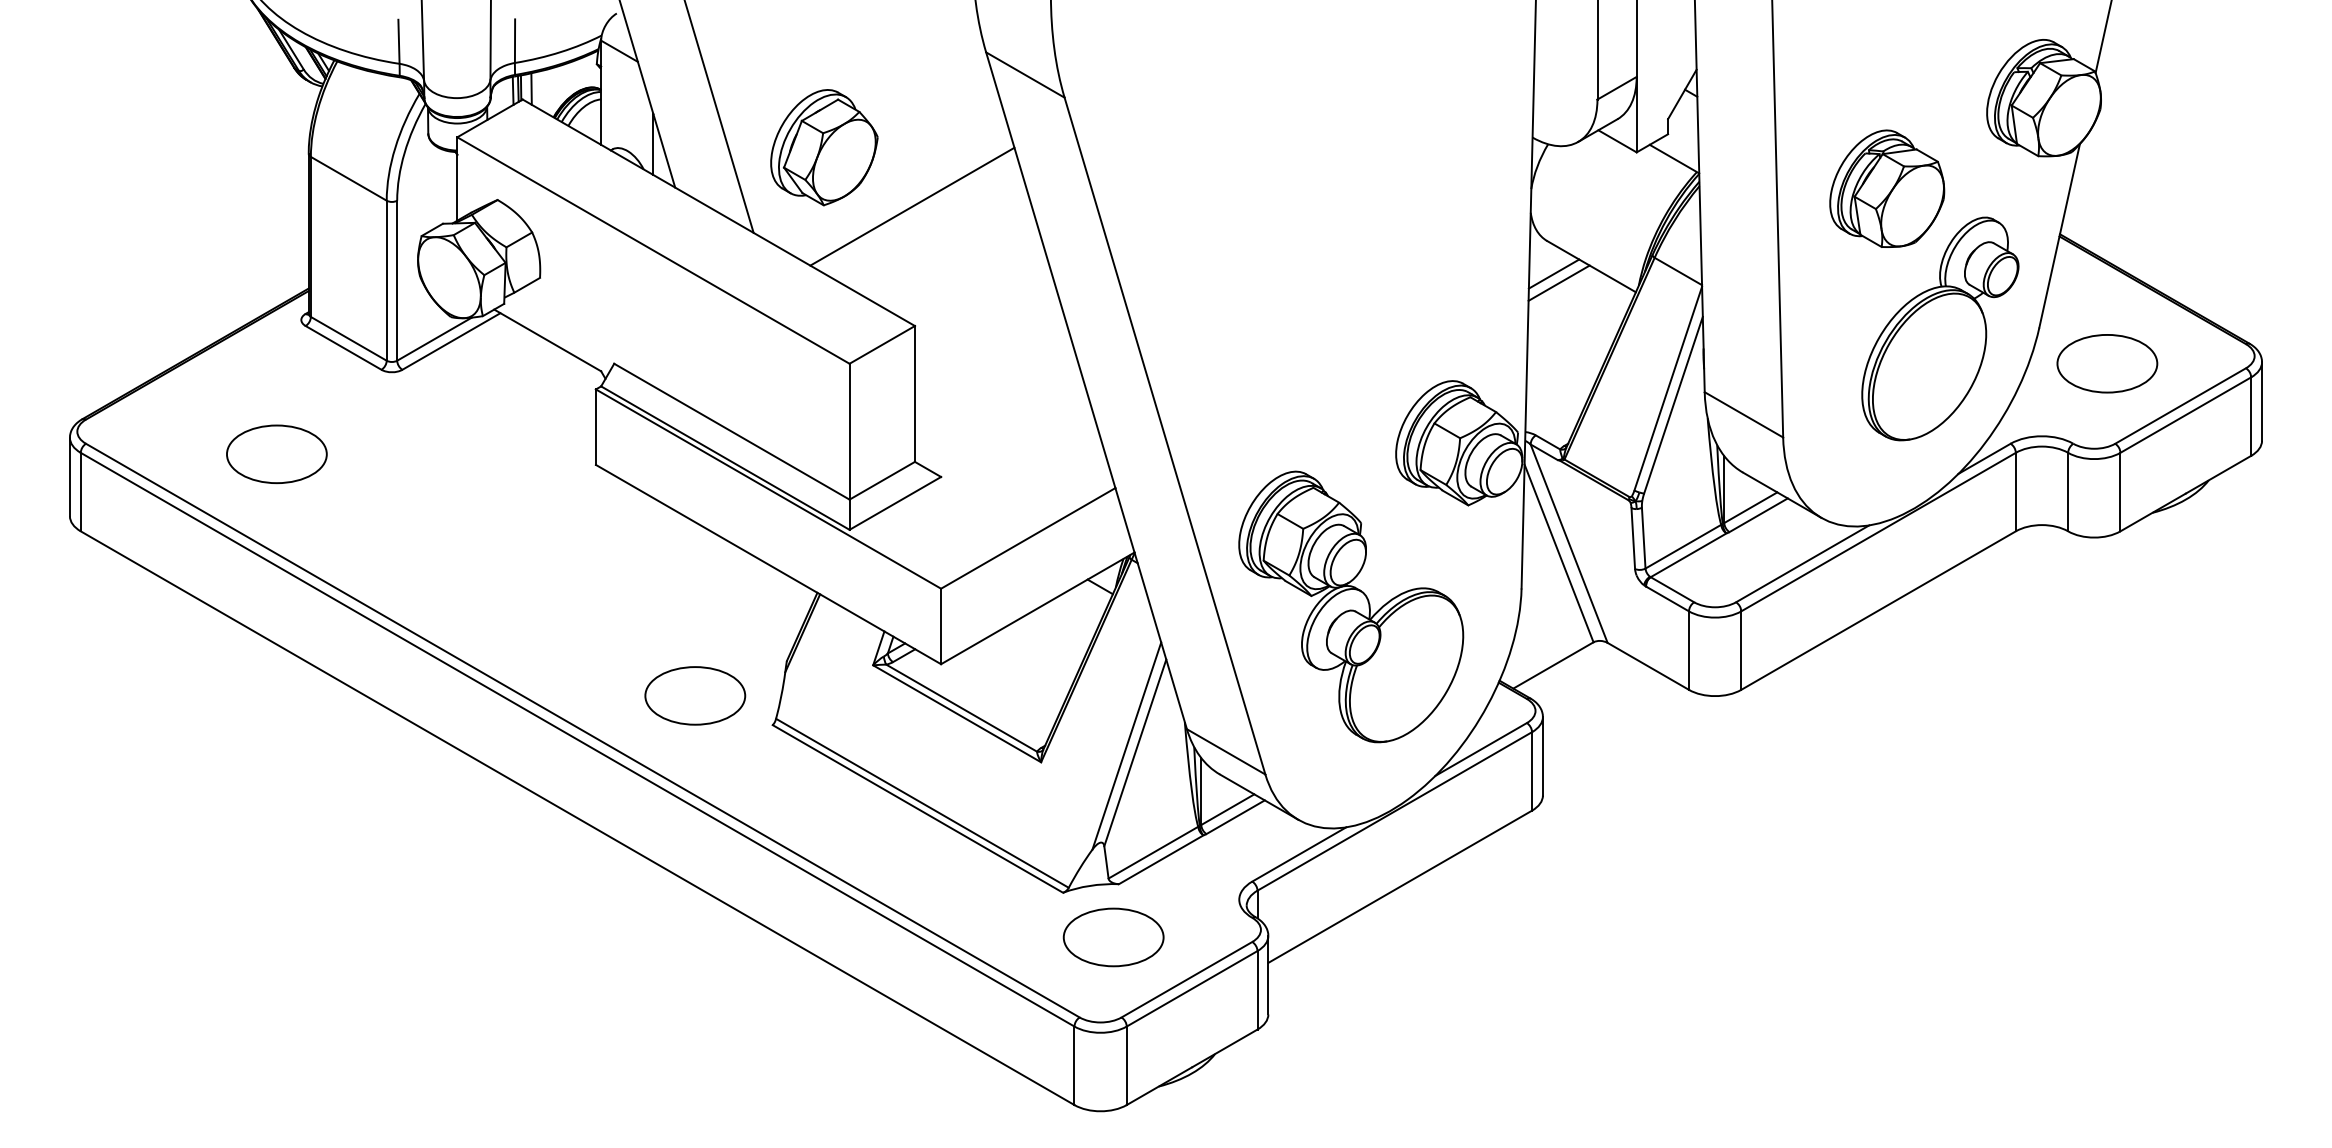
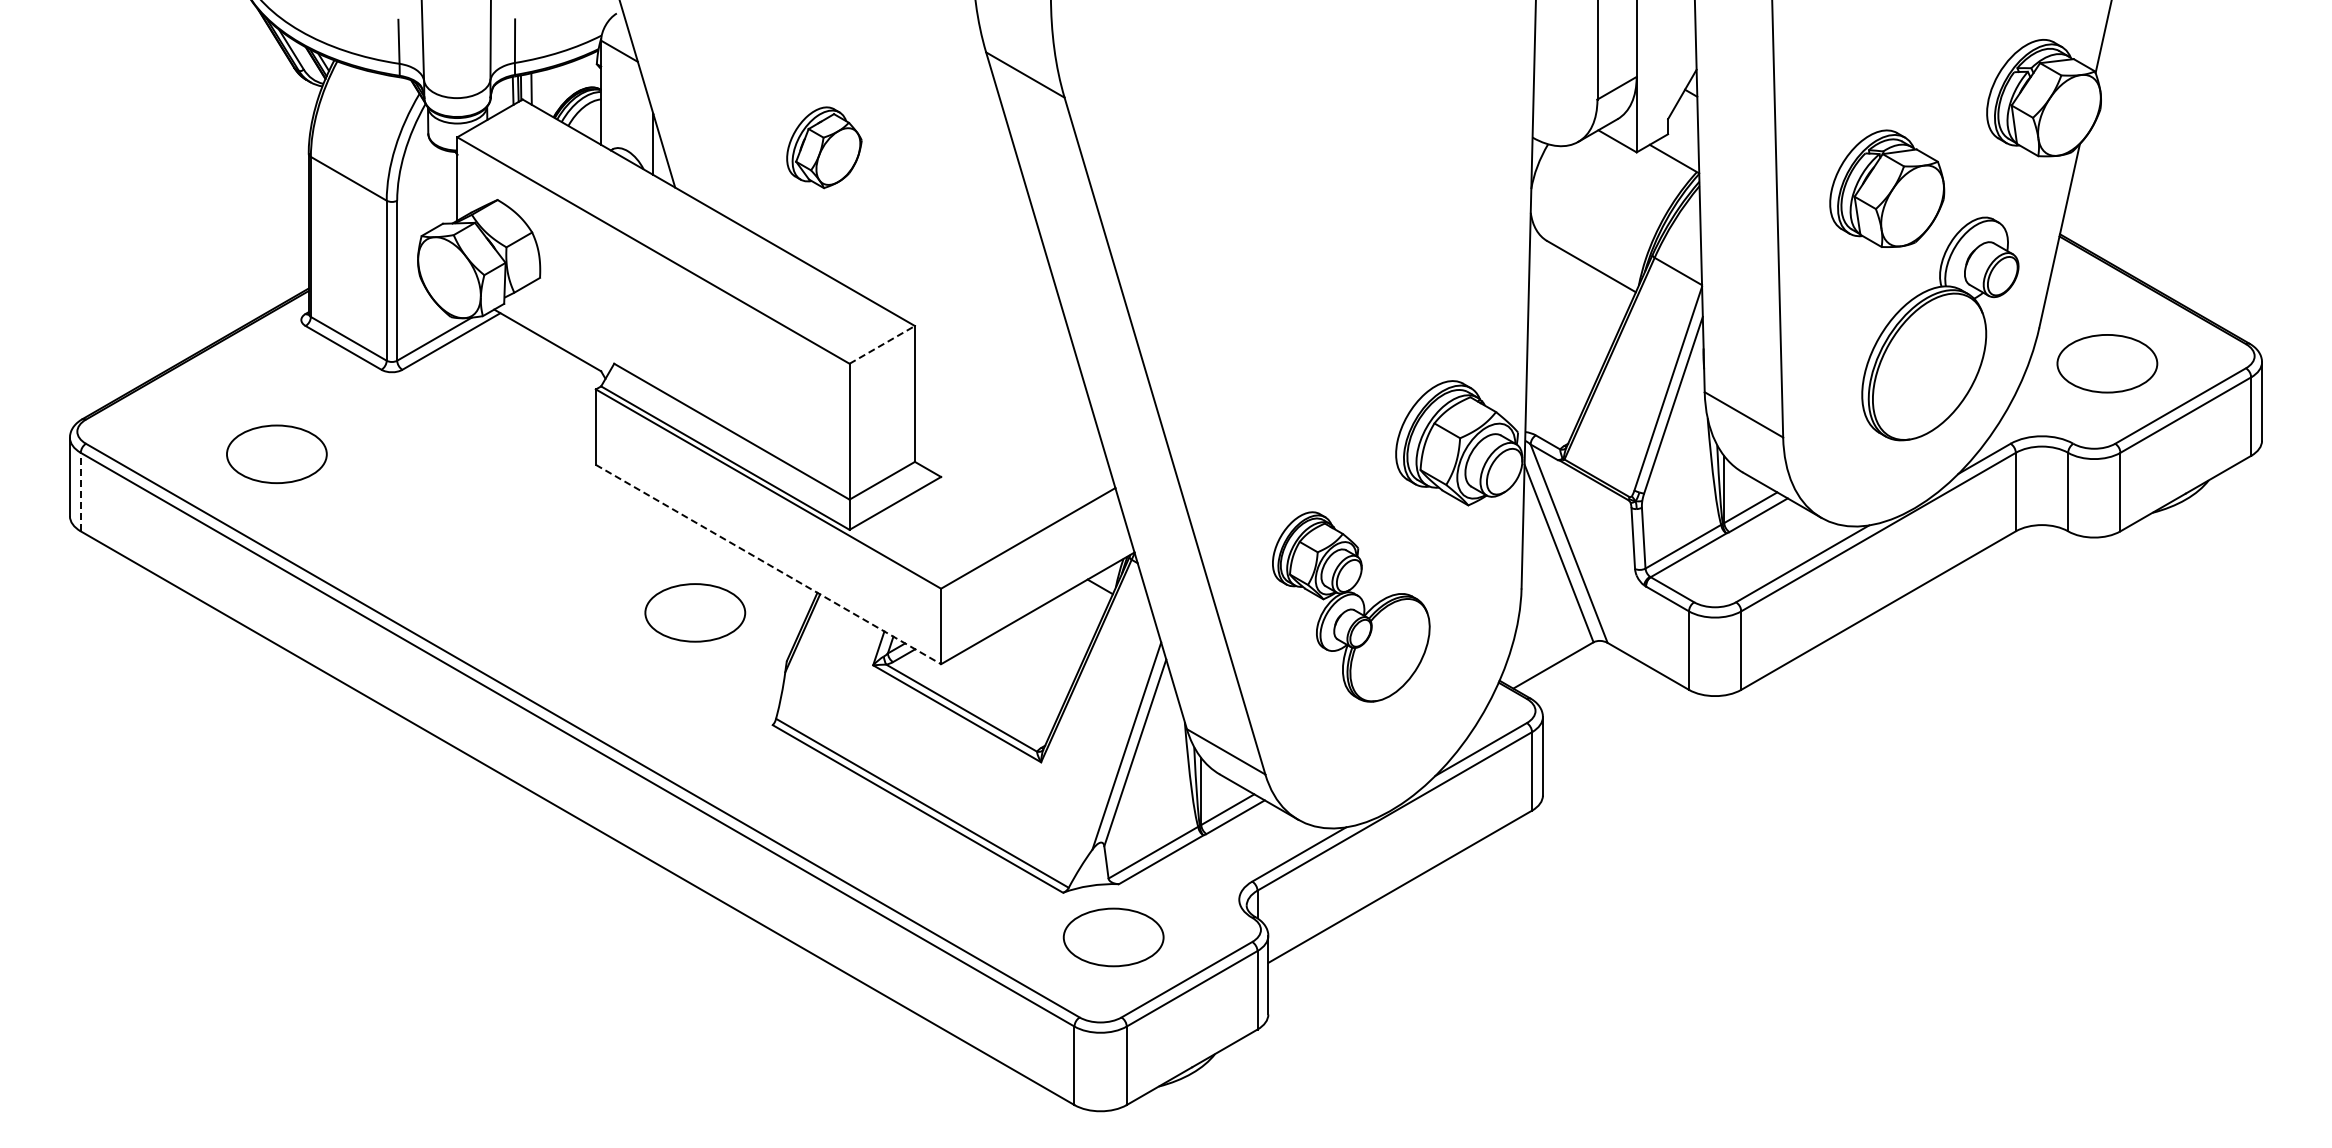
line: present -> none (719, 117)
part size: 109x118 px -> 77x84 px (824, 147)
line: present -> none (912, 206)
line: present -> none (1553, 273)
line: present -> none (1558, 282)
line: solid -> dashed (882, 344)
line: solid -> dashed (80, 491)
line: solid -> dashed (768, 564)
part size: 227x274 px -> 159x192 px (1351, 606)
part position: (695, 695) -> (695, 612) (695, 612)
